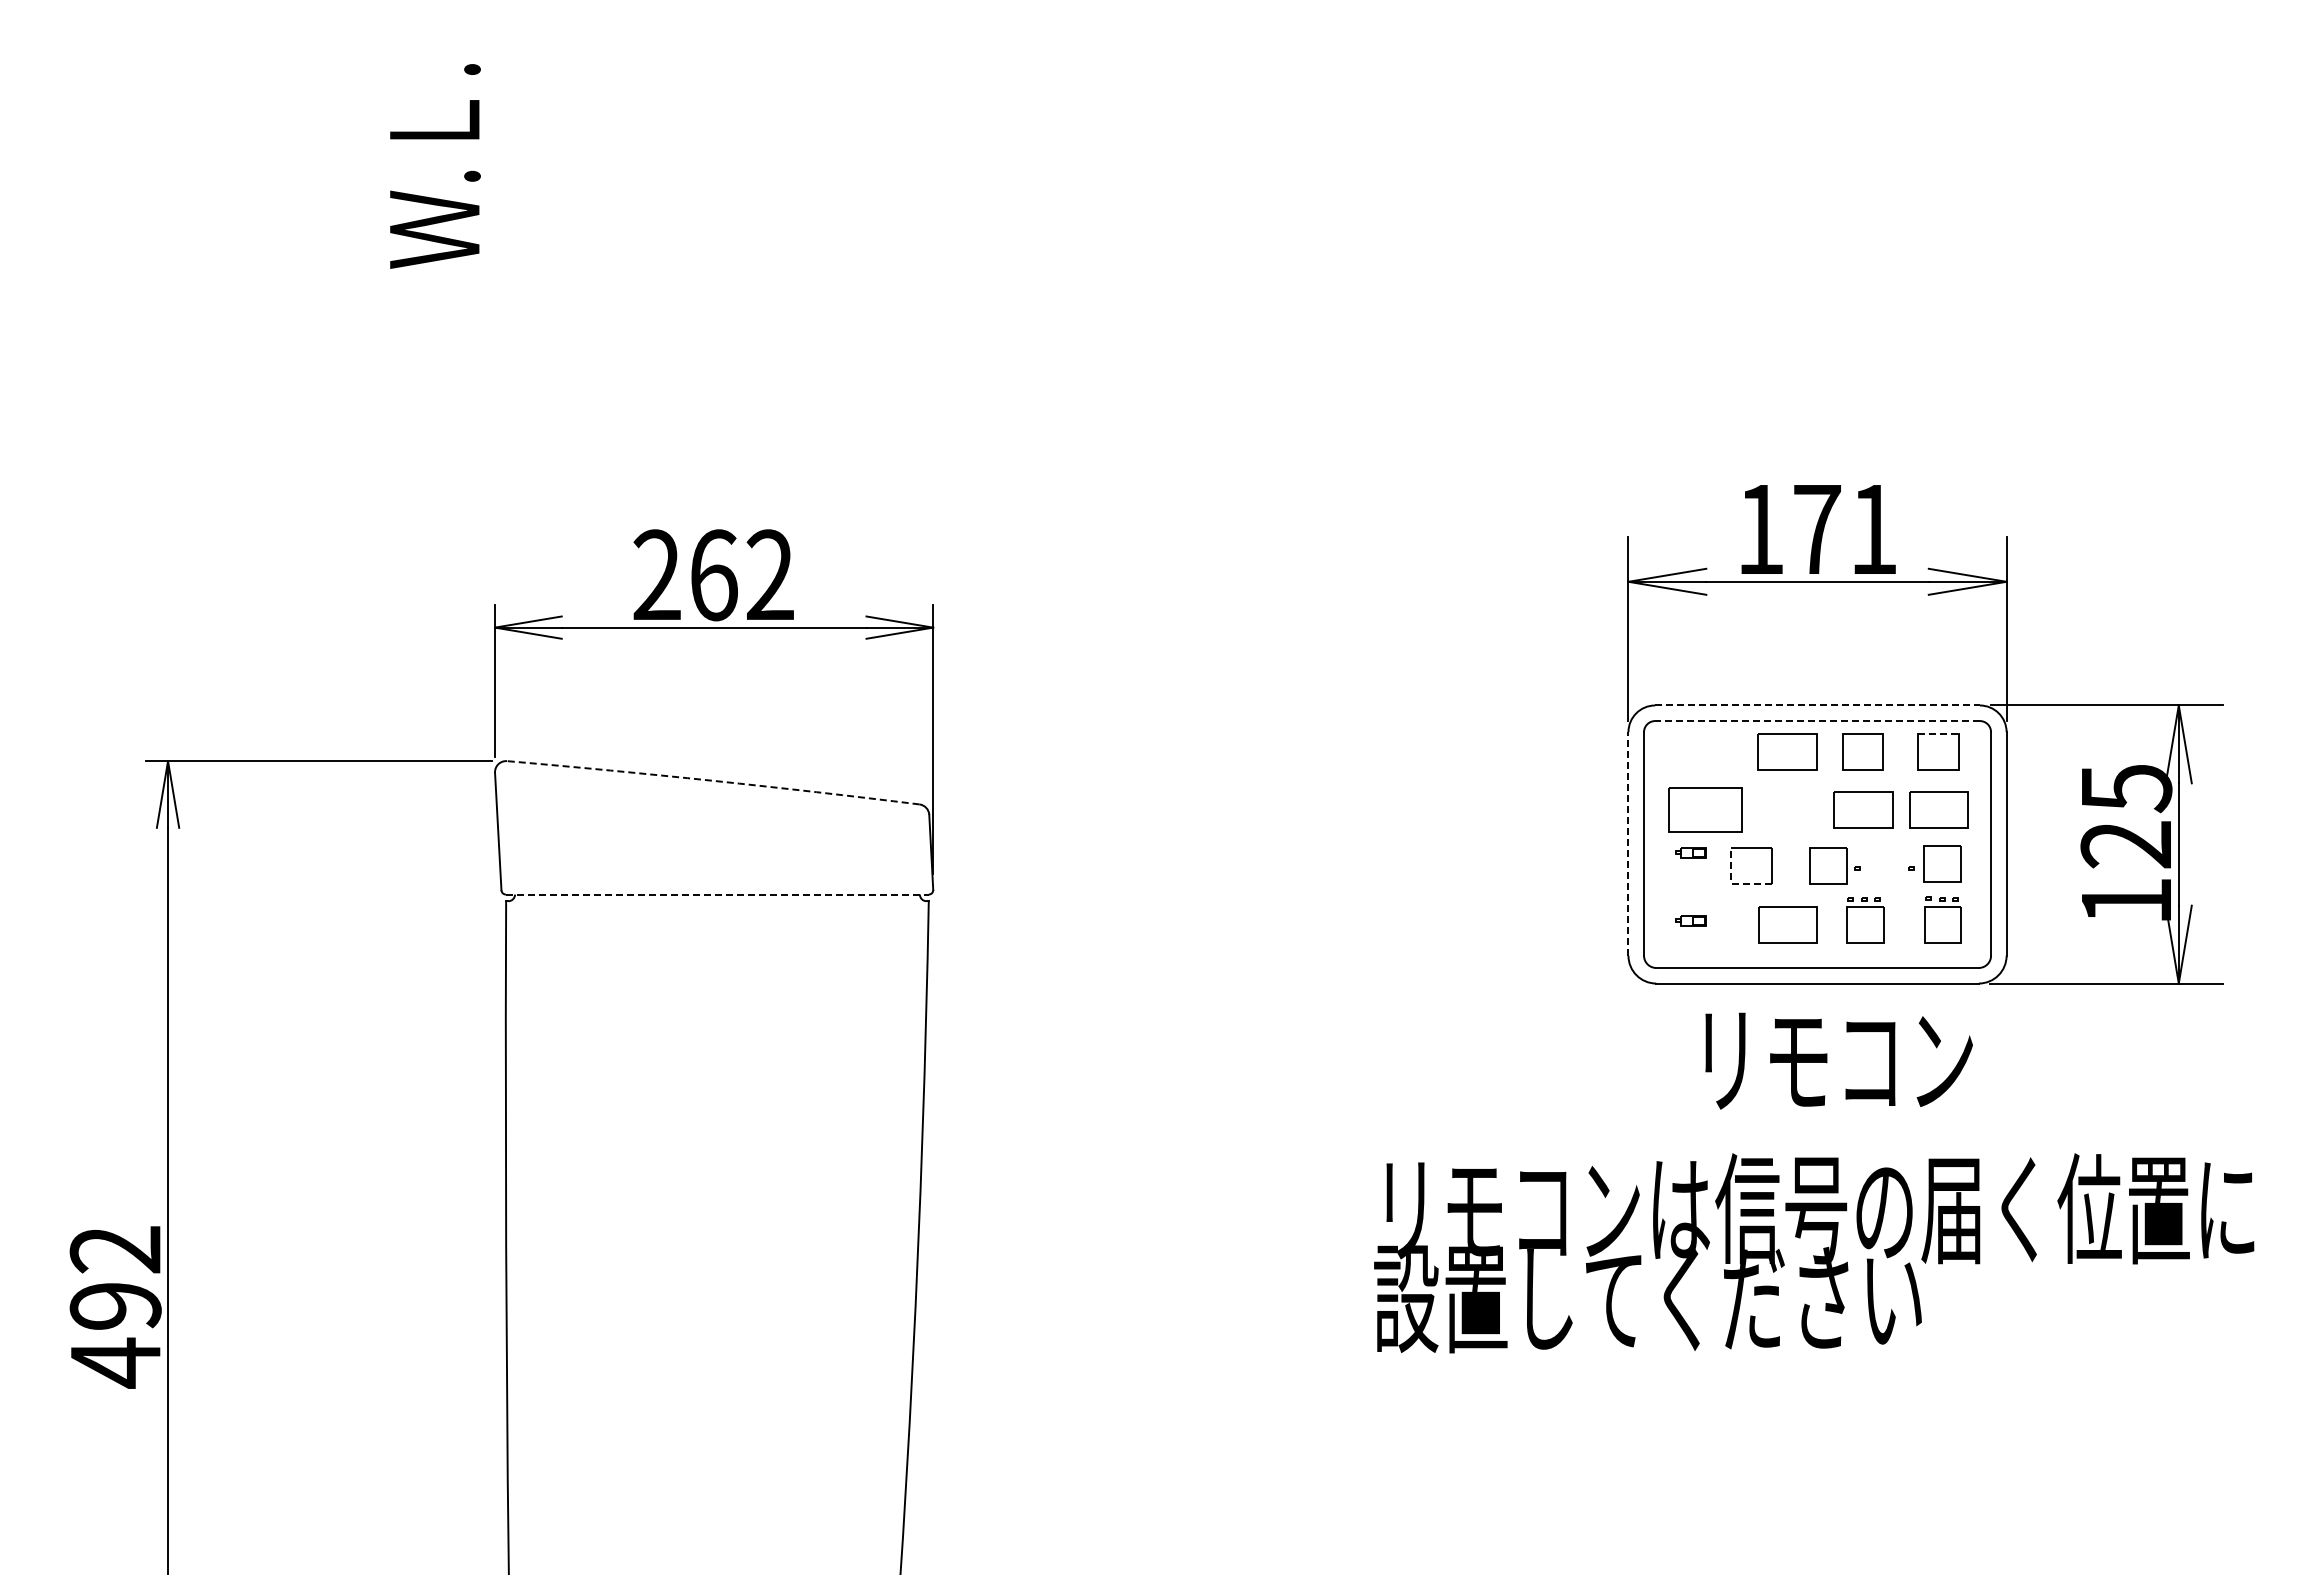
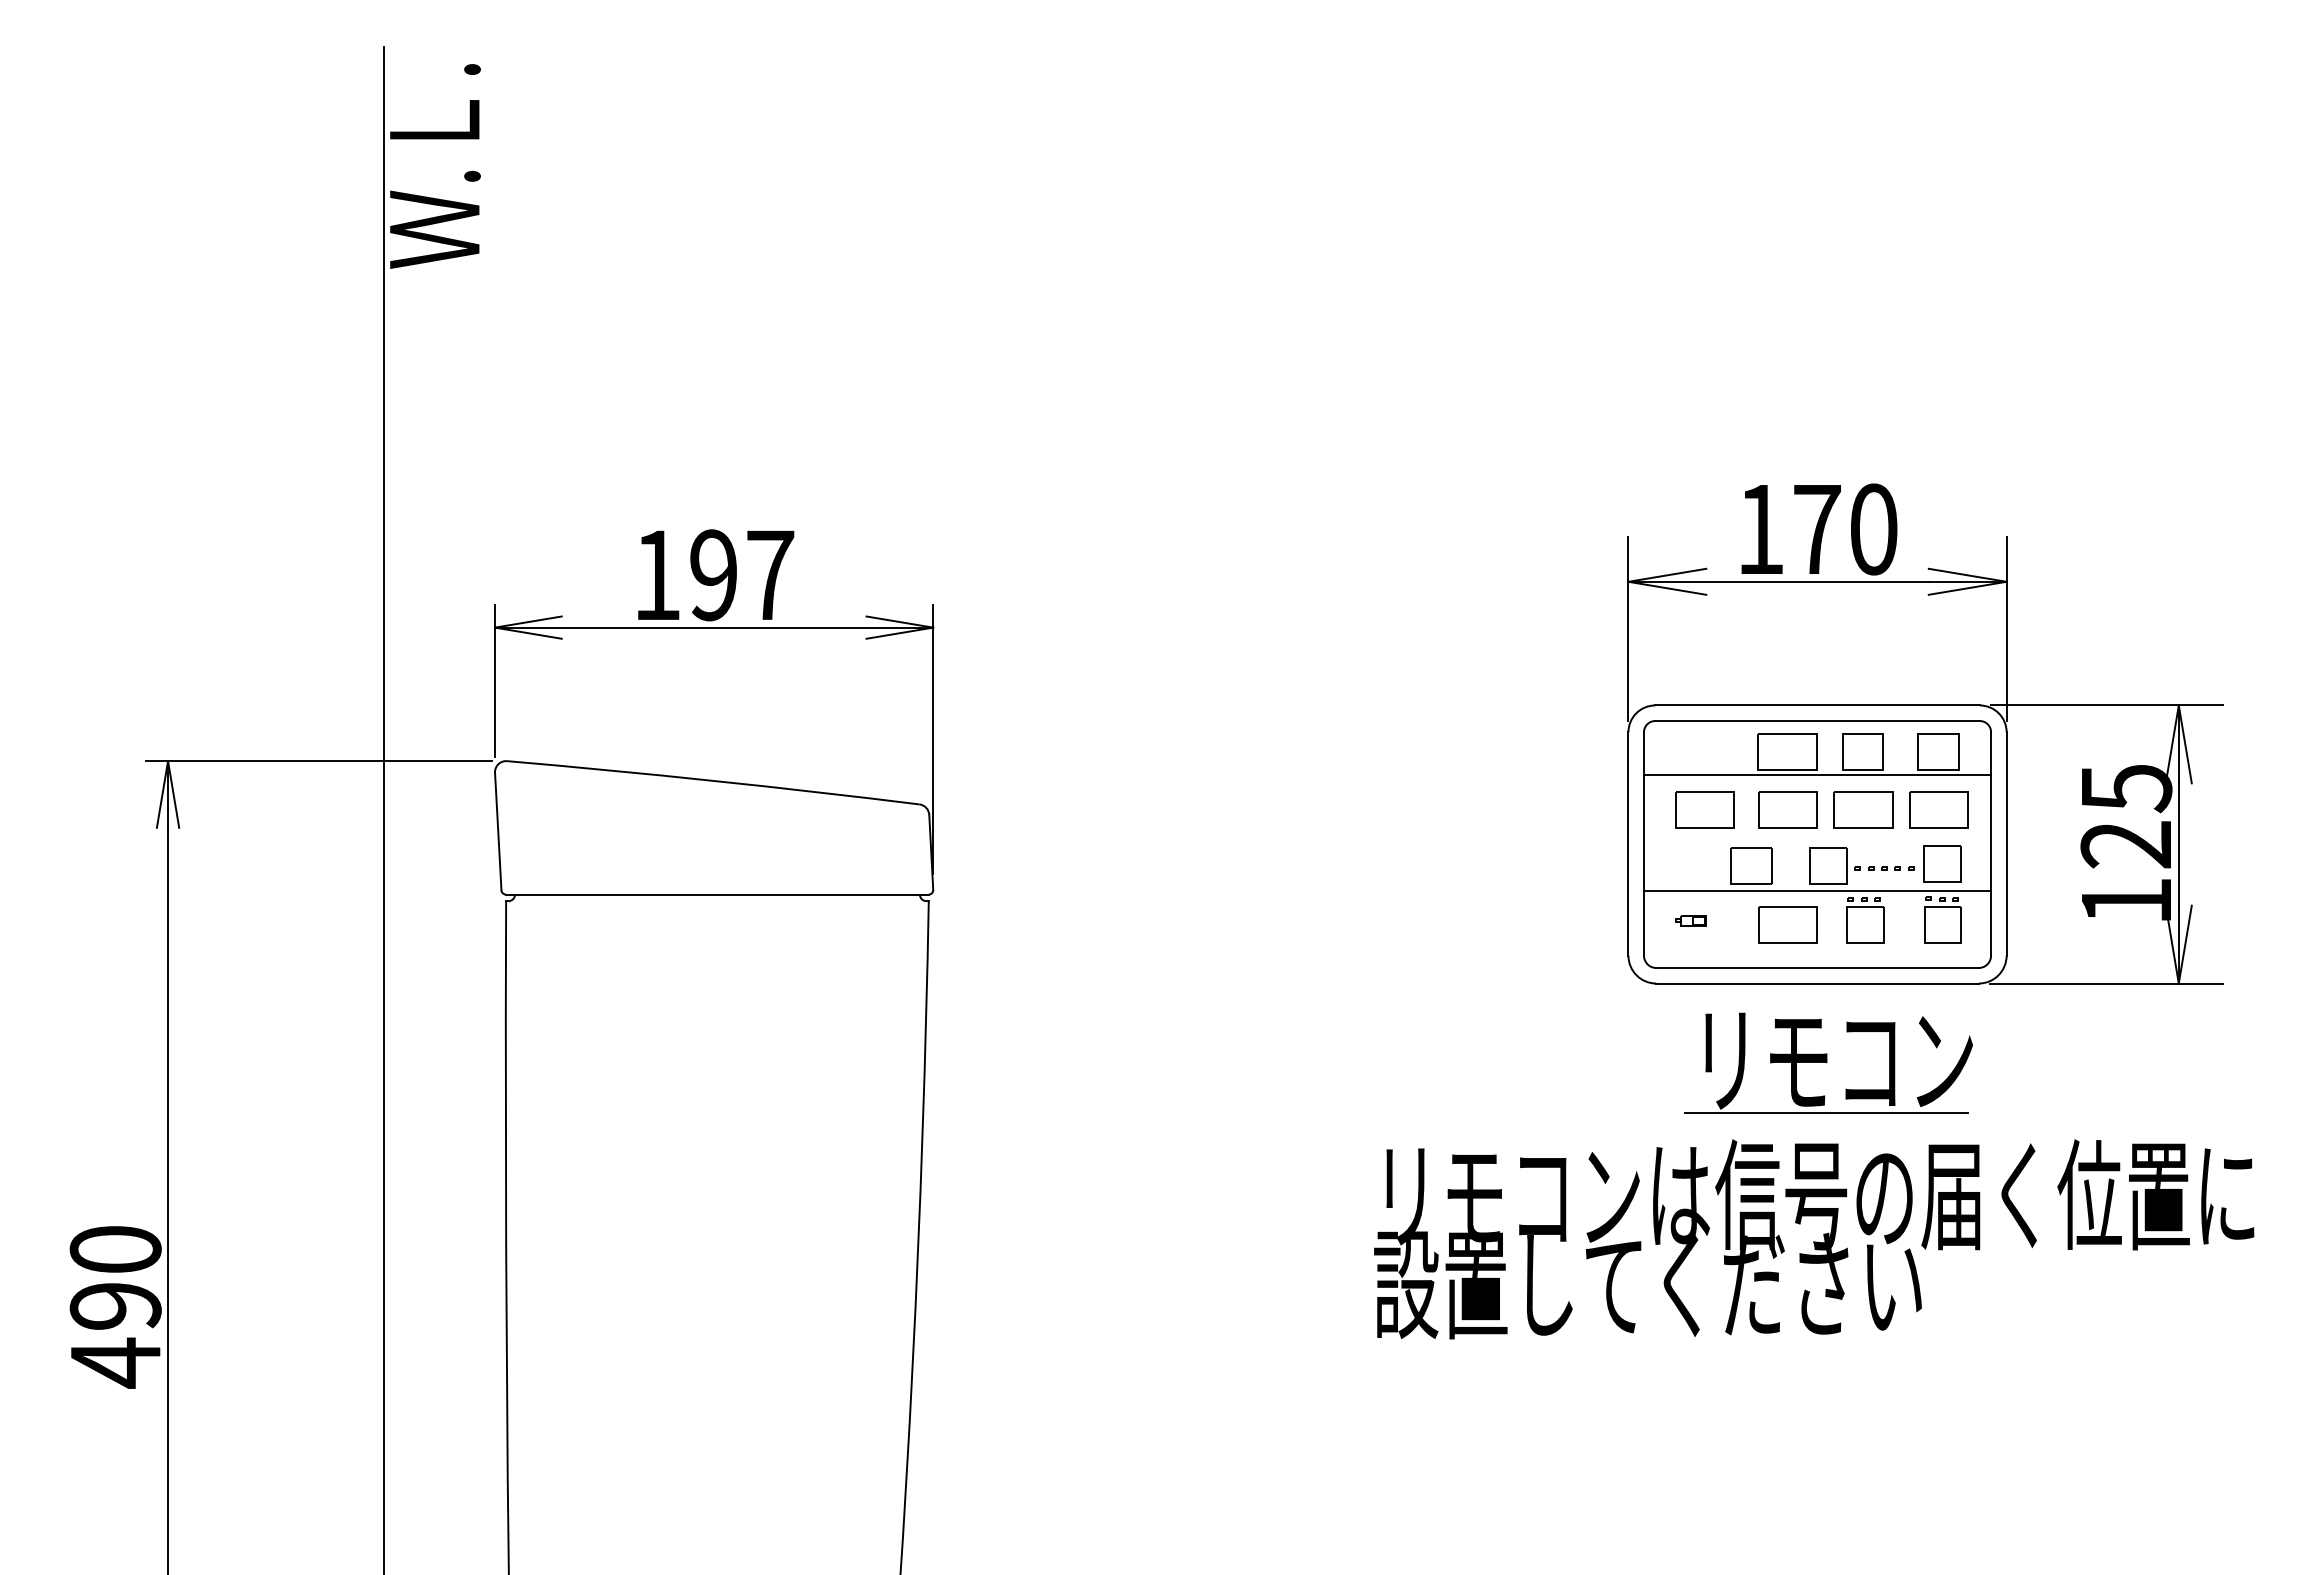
text: 171 -> 170 (1874, 529)
text: 262 -> 197 (713, 575)
line: dashed -> solid (1818, 705)
line: dashed -> solid (1817, 721)
line: dashed -> solid (1938, 734)
line: none -> present (1817, 774)
arc: dashed -> solid (713, 780)
line: none -> present (383, 809)
part size: 75x46 px -> 60x38 px (1704, 809)
part: none -> present (1787, 809)
line: dashed -> solid (1628, 843)
part: present -> none (1690, 852)
part: none -> present (1884, 868)
line: dashed -> solid (1732, 883)
line: none -> present (1817, 891)
line: dashed -> solid (717, 894)
line: none -> present (1826, 1112)
text: 492 -> 490 (115, 1249)
text position: (1814, 1253) -> (1814, 1239) (1814, 1239)
